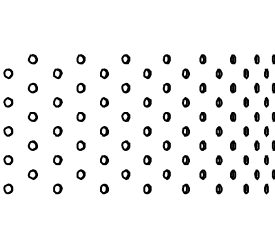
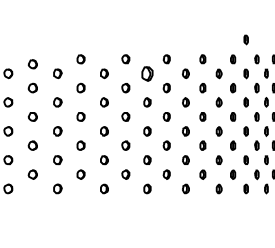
part: none -> present (245, 39)
part position: (32, 59) -> (32, 64) (32, 64)
part size: 9x11 px -> 13x16 px (147, 73)
